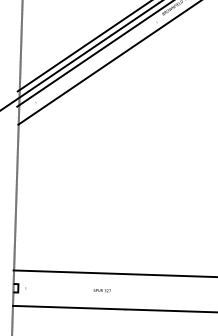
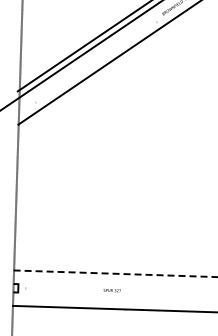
line: present -> none (94, 54)
line: solid -> dashed (115, 273)
text position: (101, 290) -> (111, 290) (111, 290)
